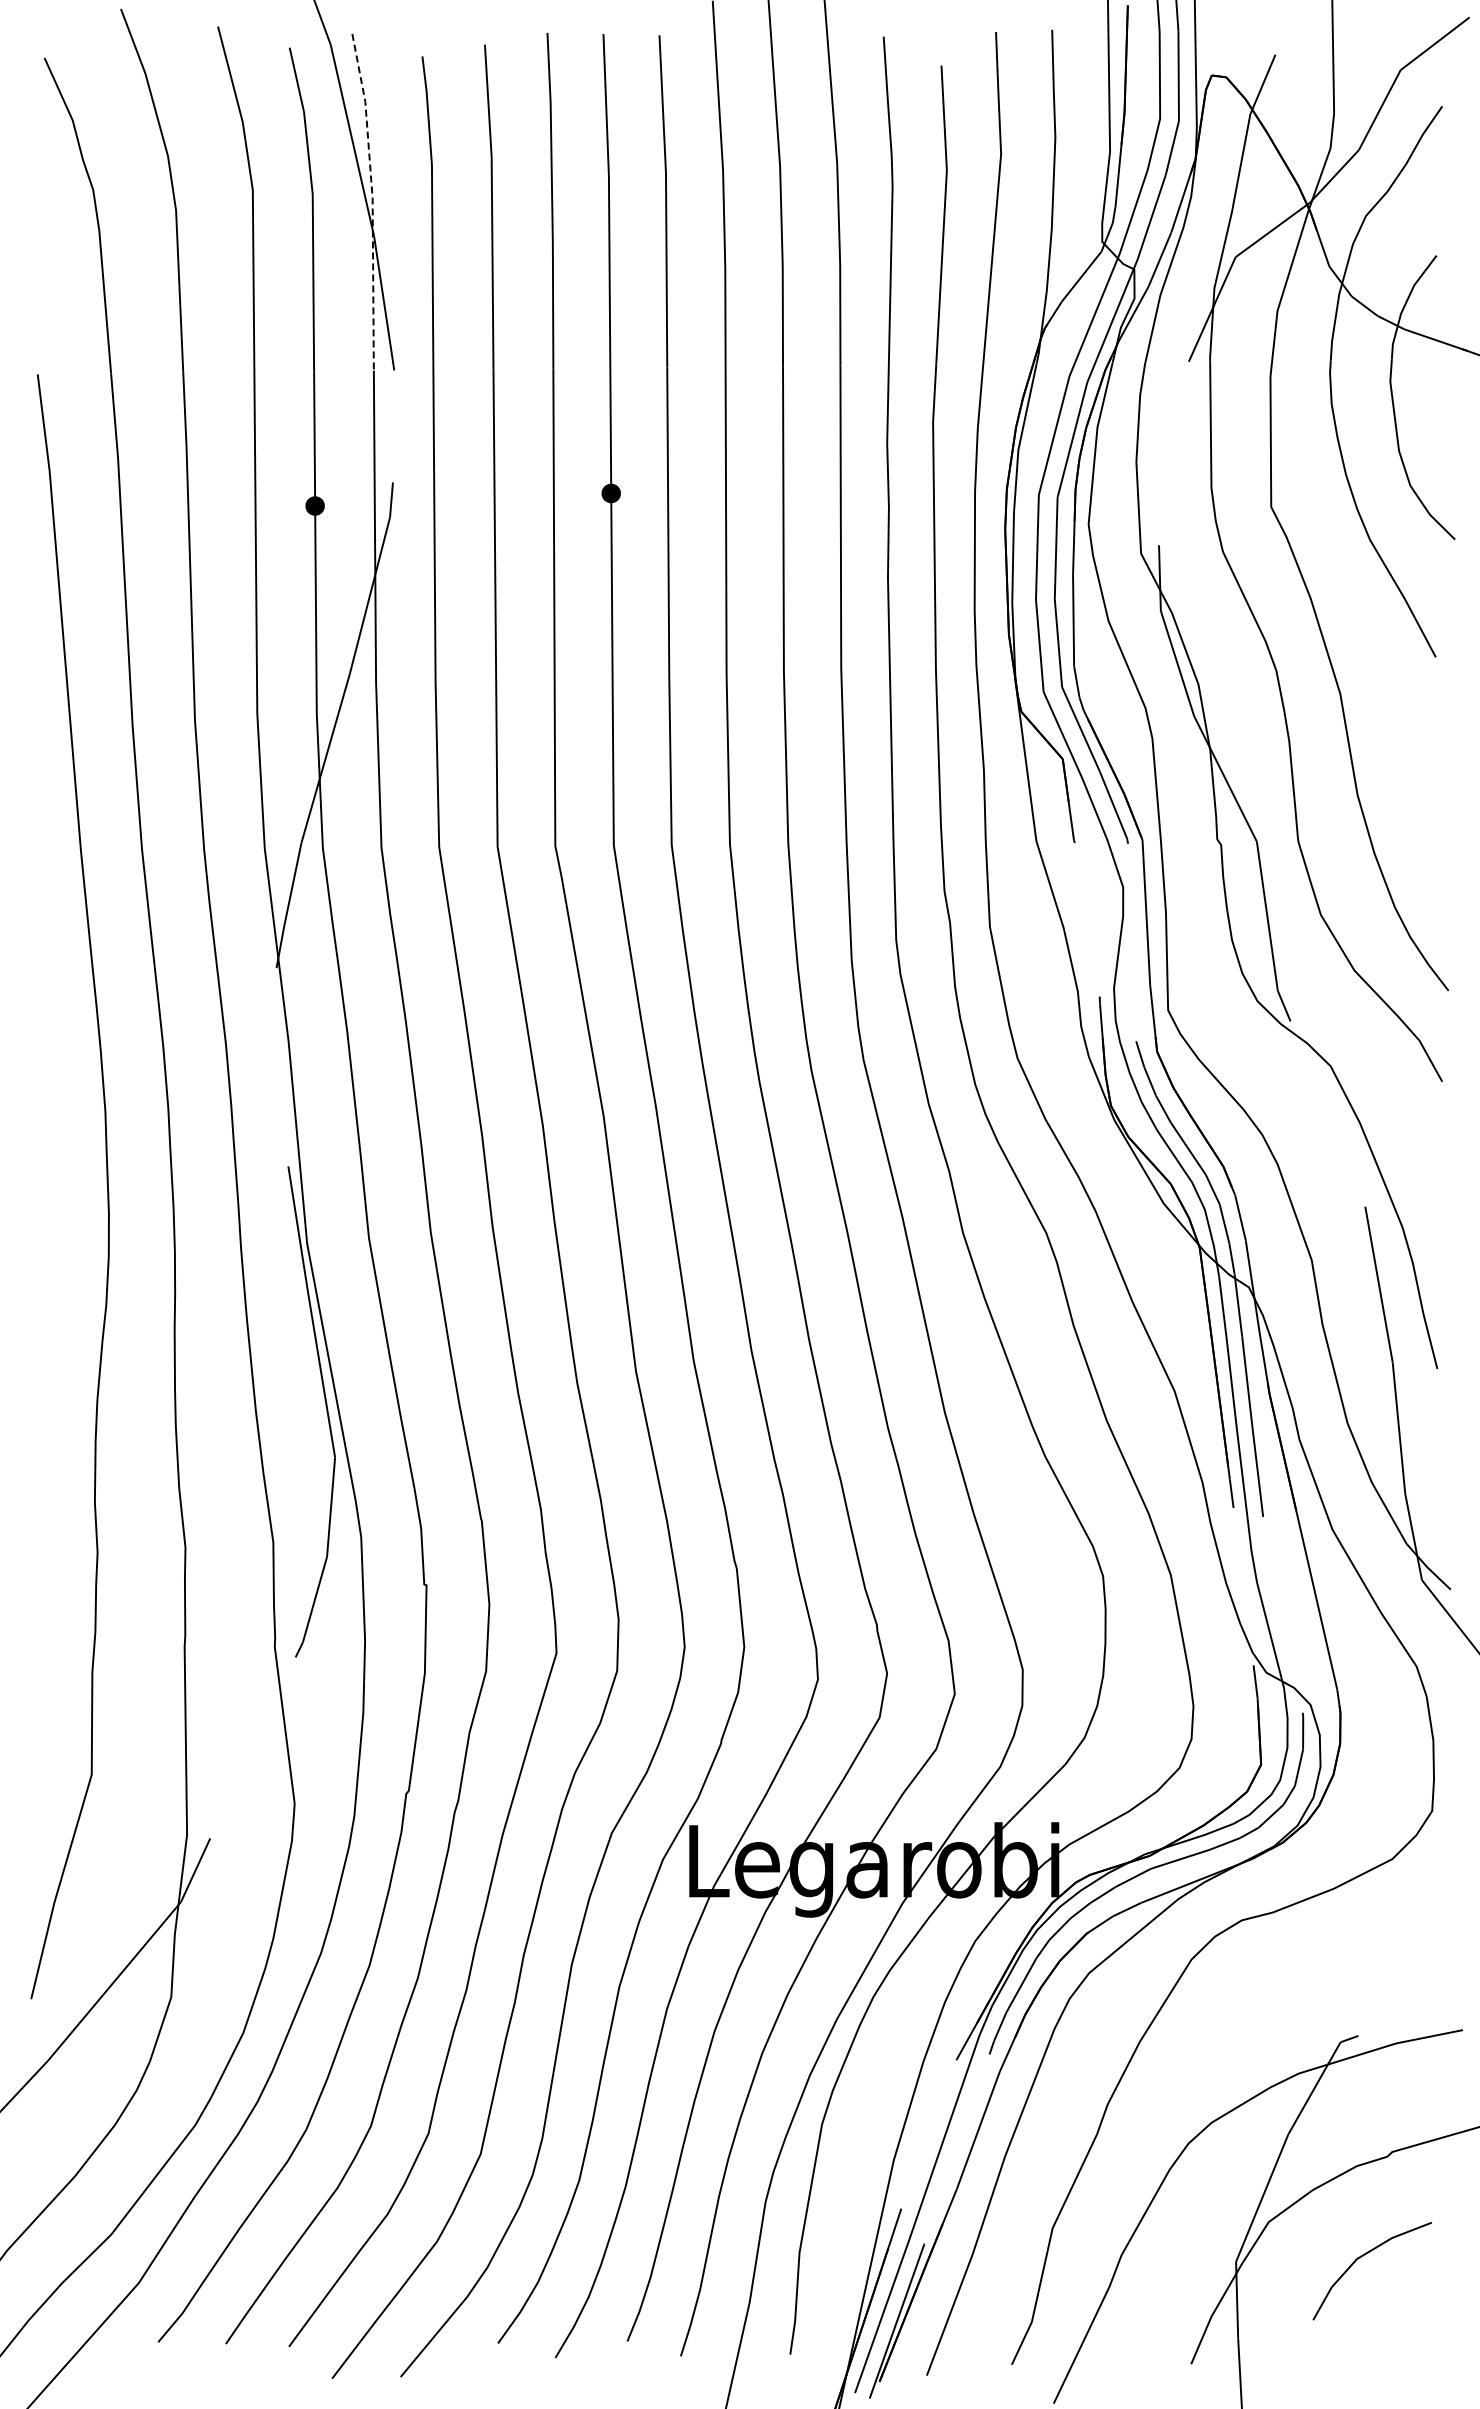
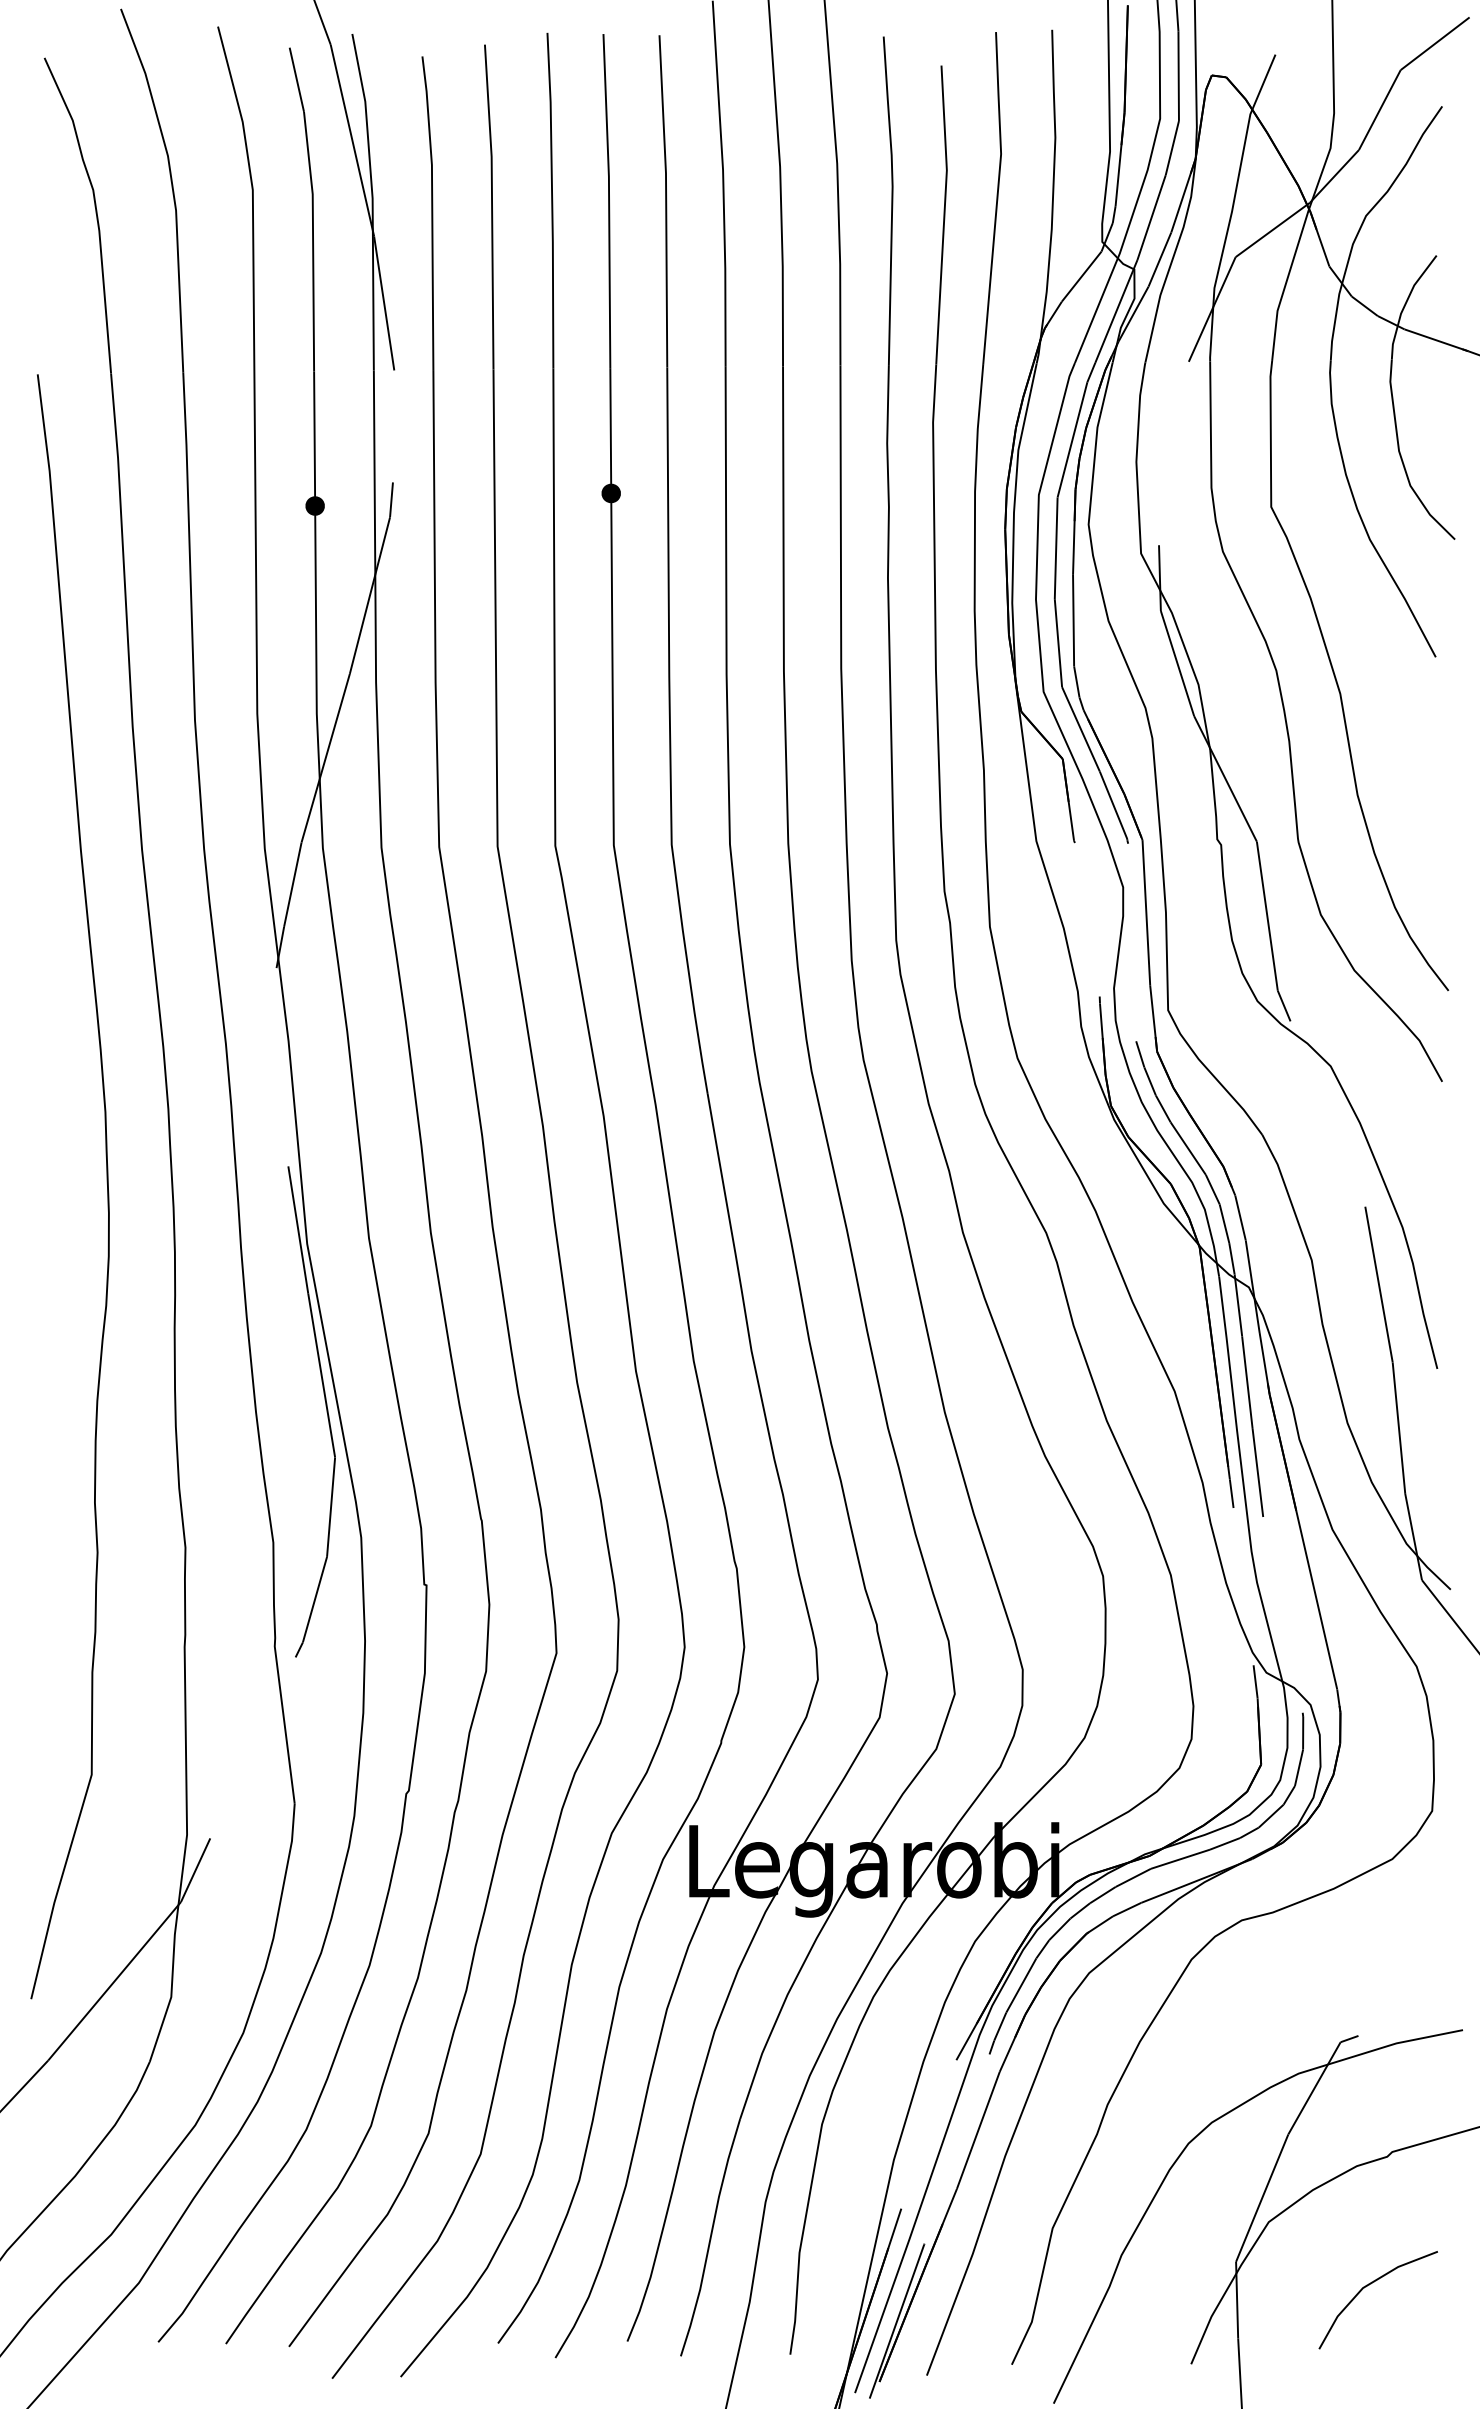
line: dashed -> solid (372, 200)
line position: (1363, 2256) -> (1369, 2285) (1369, 2285)
